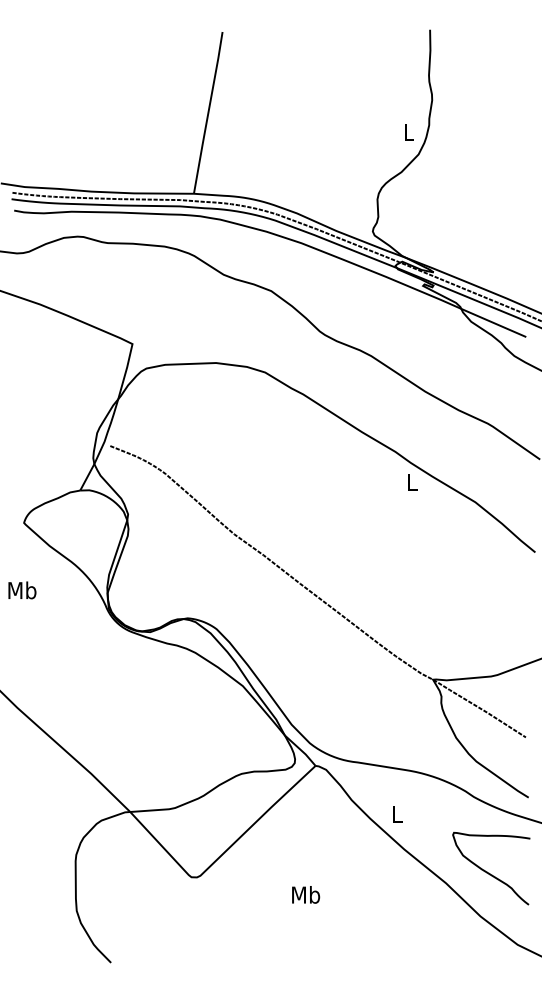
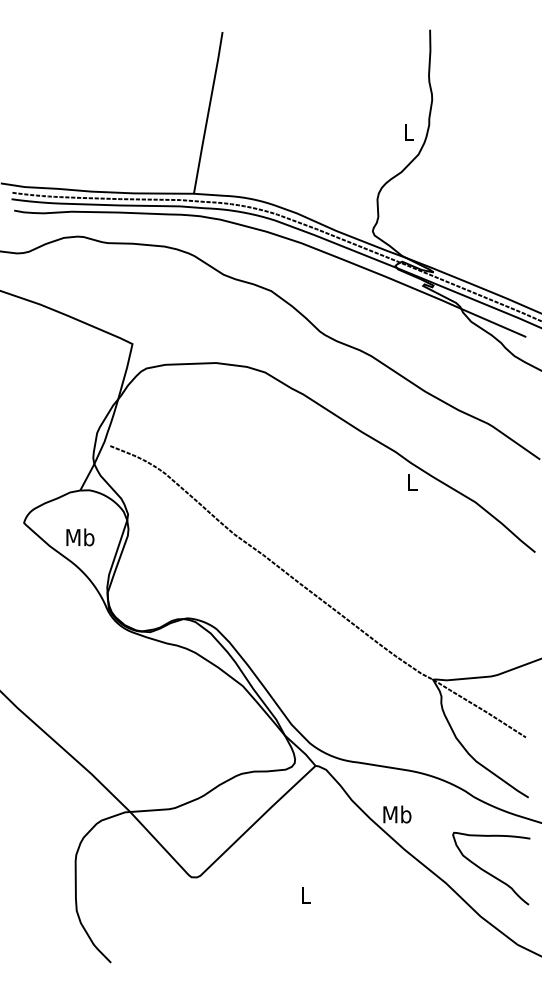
text position: (22, 590) -> (80, 537) (80, 537)
text: L -> Mb (397, 814)
text: Mb -> L (306, 894)
